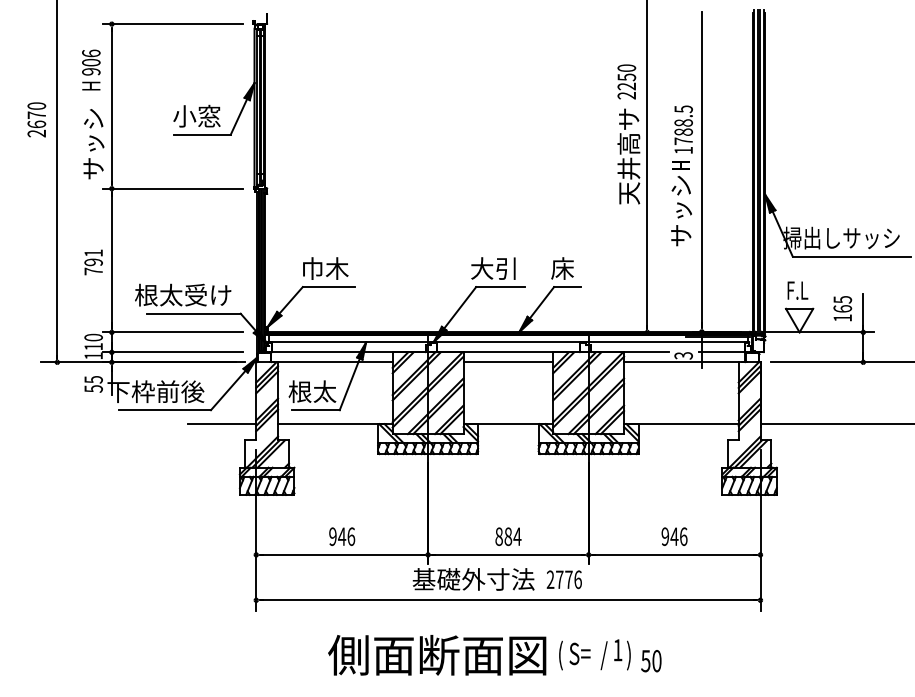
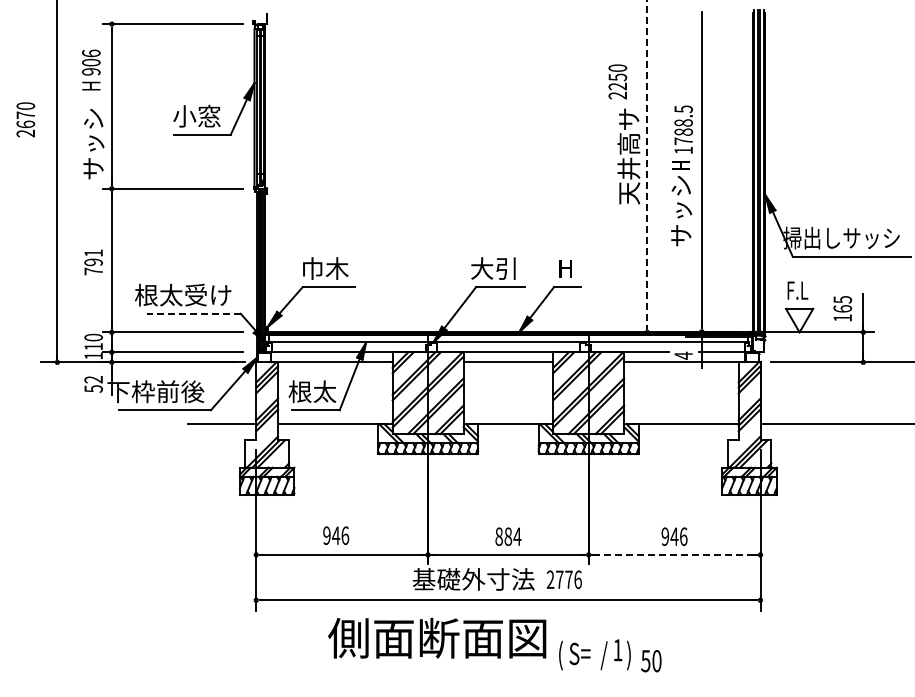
text position: (626, 81) -> (617, 81) (617, 81)
text position: (36, 119) -> (25, 119) (25, 119)
line: solid -> dashed (647, 164)
text: 床 -> H (562, 268)
line: solid -> dashed (193, 313)
text: 3 -> 4 (683, 355)
text: 55 -> 52 (93, 379)
text position: (342, 536) -> (336, 535) (336, 535)
line: solid -> dashed (675, 554)
text position: (437, 655) -> (437, 638) (437, 638)
